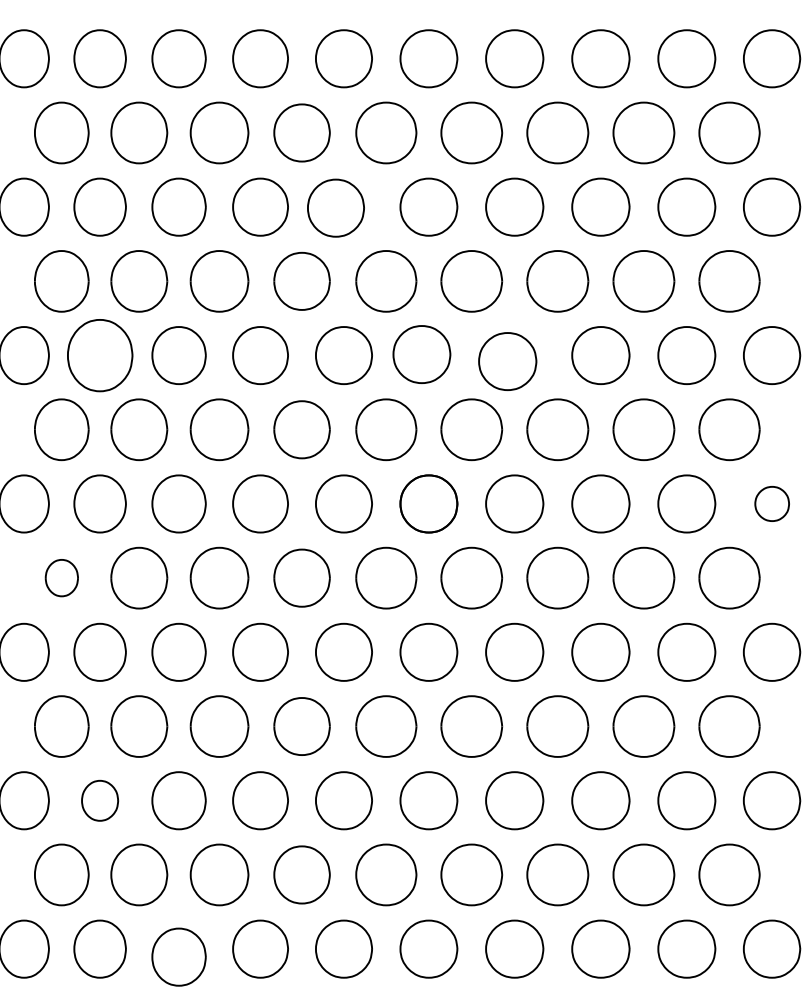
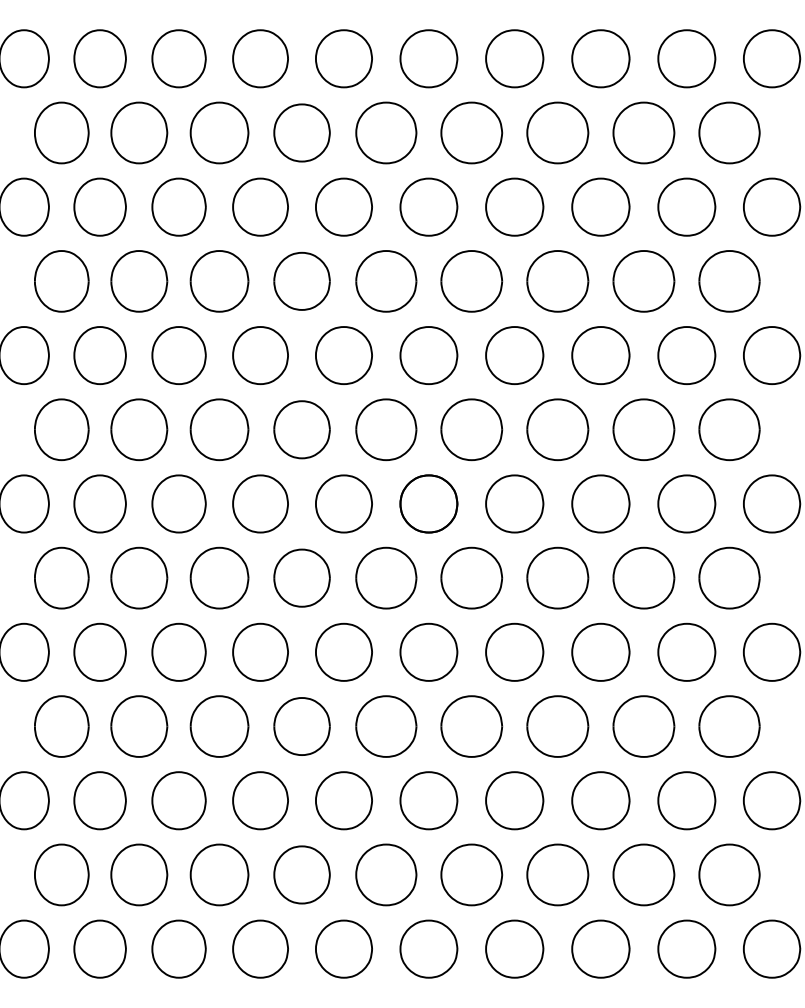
part position: (335, 207) -> (343, 206) (343, 206)
part position: (421, 354) -> (428, 355) (428, 355)
part size: 67x74 px -> 54x59 px (99, 355)
part position: (507, 361) -> (514, 355) (514, 355)
part size: 36x36 px -> 59x60 px (772, 503)
part size: 35x39 px -> 56x64 px (61, 577)
part size: 39x43 px -> 54x60 px (99, 800)
part position: (178, 956) -> (178, 948) (178, 948)
